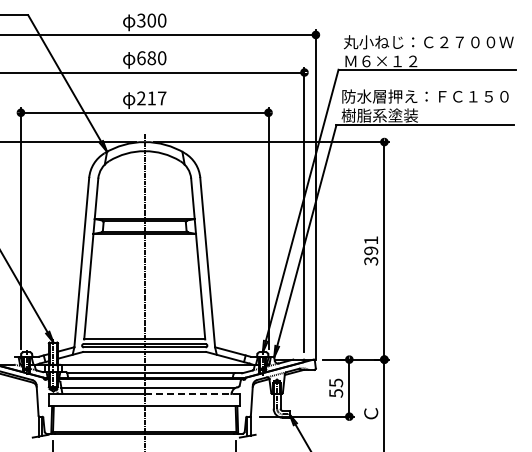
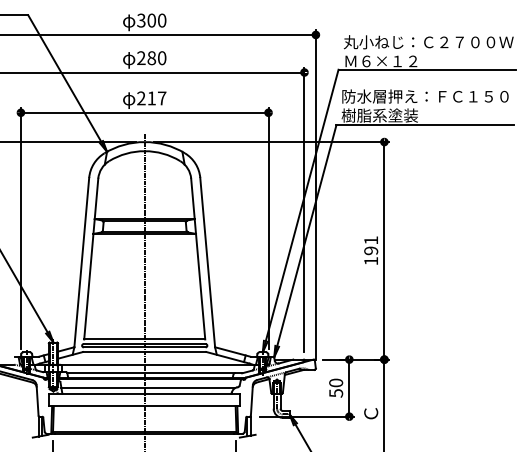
text: 680 -> 280 (141, 58)
text: 391 -> 191 (371, 261)
text: 55 -> 50 (336, 382)
line: dashed -> solid (192, 393)
